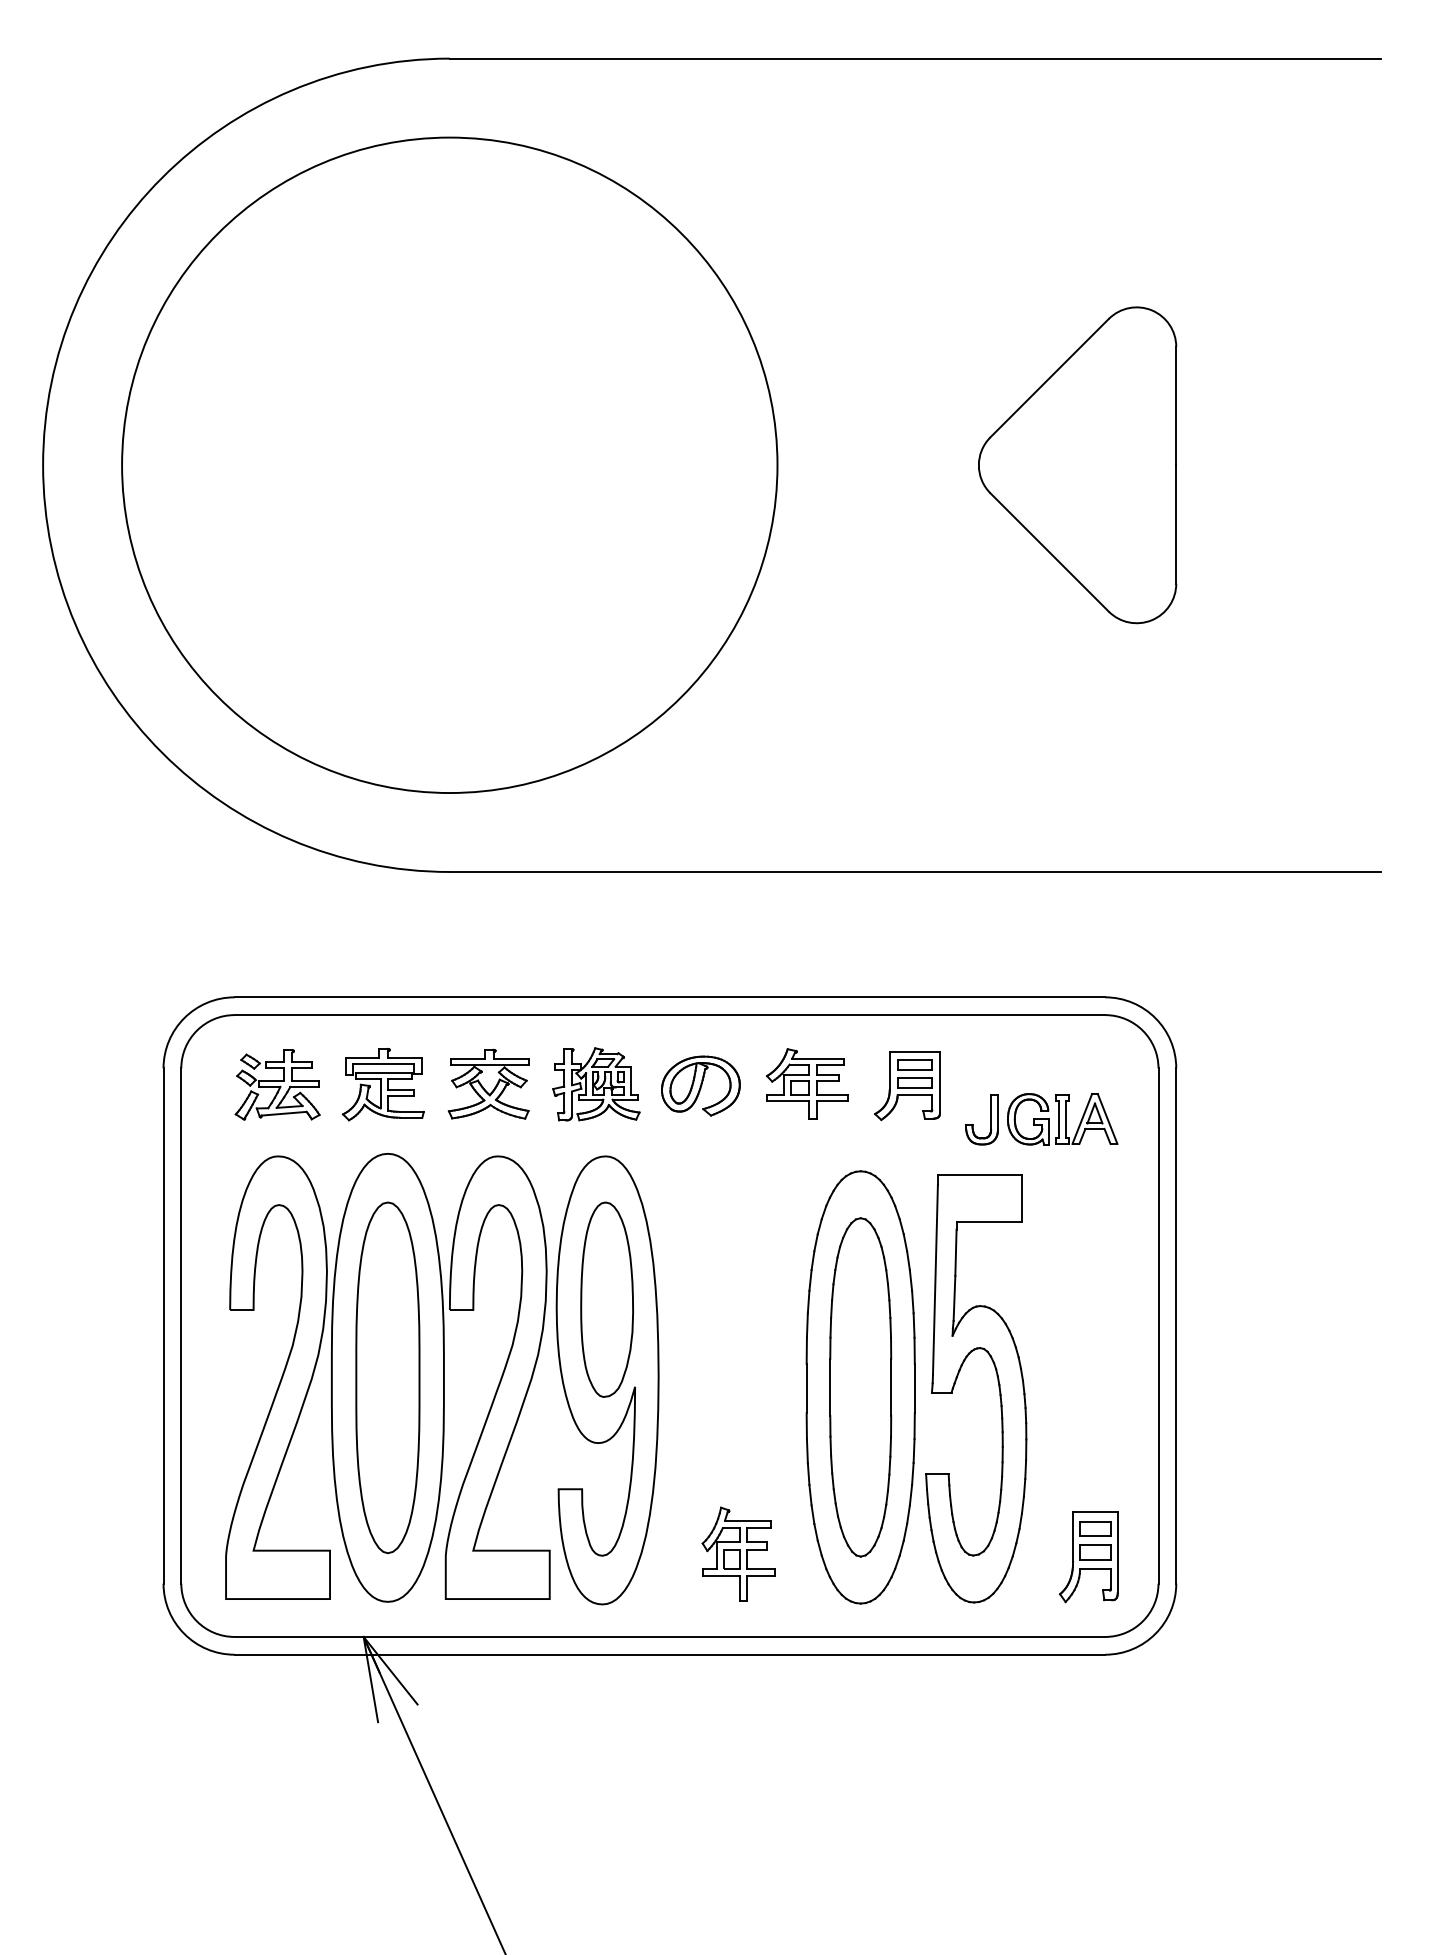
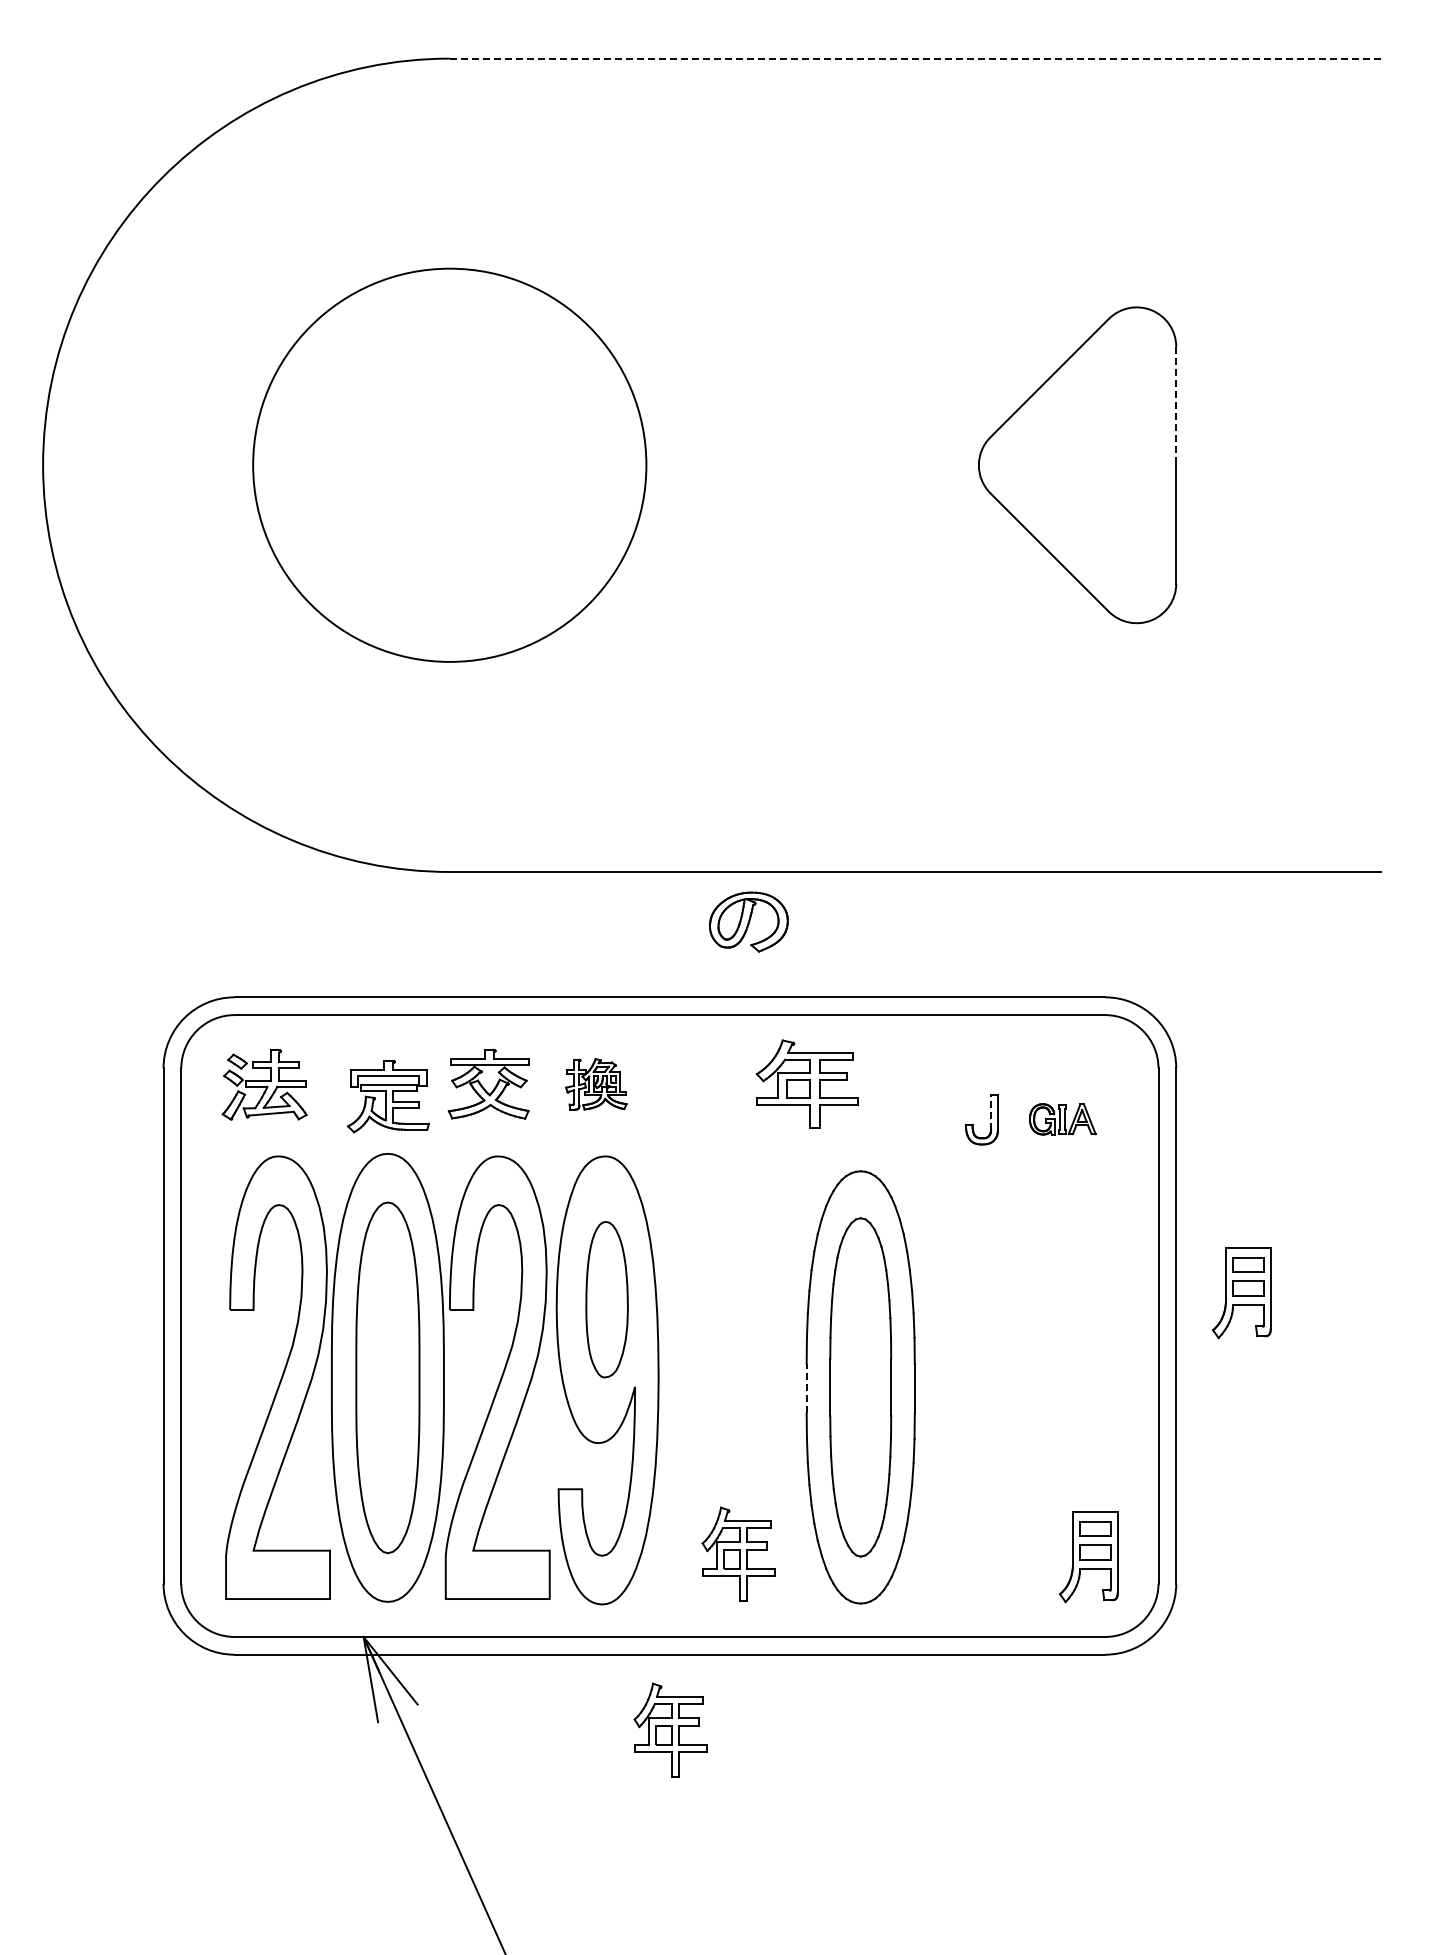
line: solid -> dashed (915, 58)
line: solid -> dashed (1176, 406)
circle diameter: 655 px -> 393 px (449, 464)
part size: 83x72 px -> 104x90 px (806, 1083)
part position: (277, 1084) -> (264, 1084) (264, 1084)
part position: (383, 1084) -> (388, 1096) (388, 1096)
part size: 89x75 px -> 63x53 px (596, 1084)
part position: (700, 1085) -> (748, 921) (748, 921)
part: present -> none (907, 1086)
line: solid -> dashed (991, 1112)
part size: 112x53 px -> 68x33 px (1062, 1119)
part: none -> present (1241, 1293)
part size: 54x197 px -> 44x158 px (606, 1299)
part: present -> none (956, 1381)
line: solid -> dashed (806, 1388)
part: none -> present (670, 1729)
